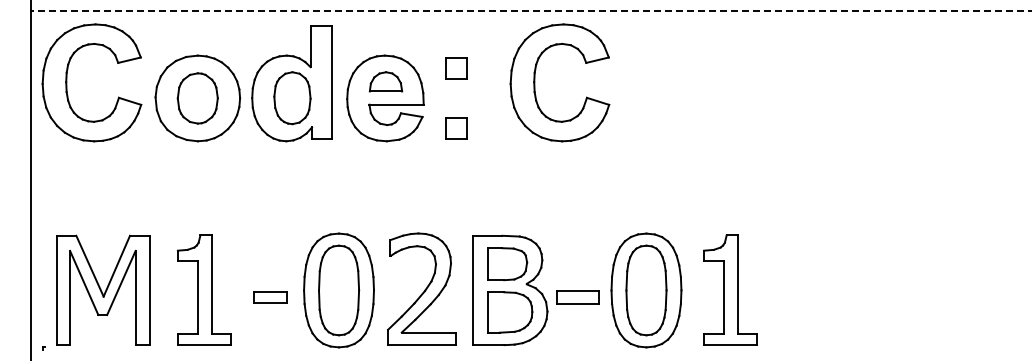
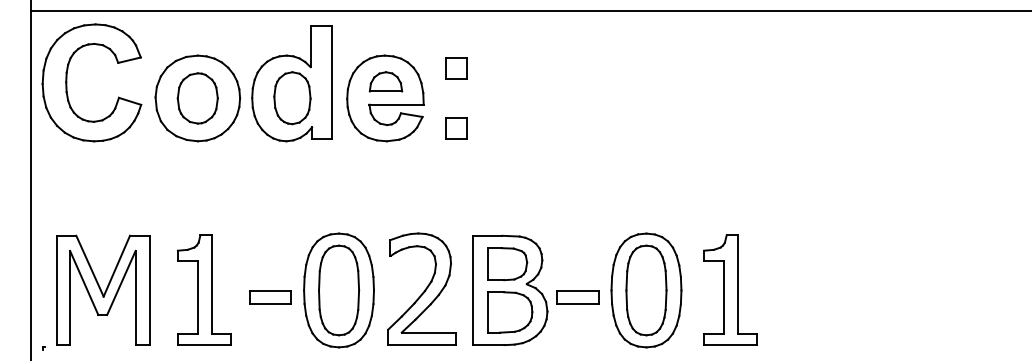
line: dashed -> solid (530, 10)
part: present -> none (535, 82)
part size: 35x13 px -> 43x15 px (270, 297)
